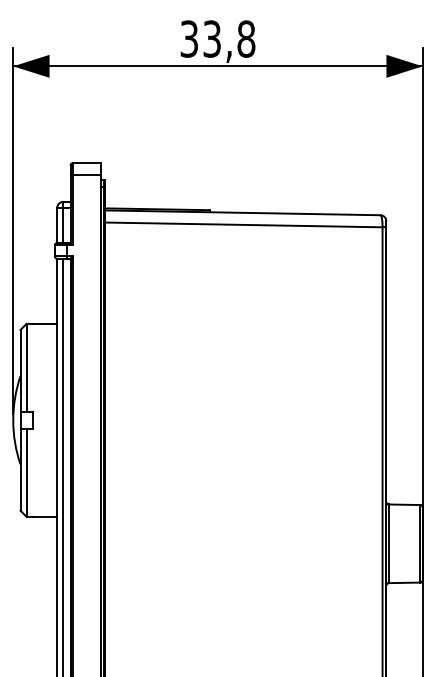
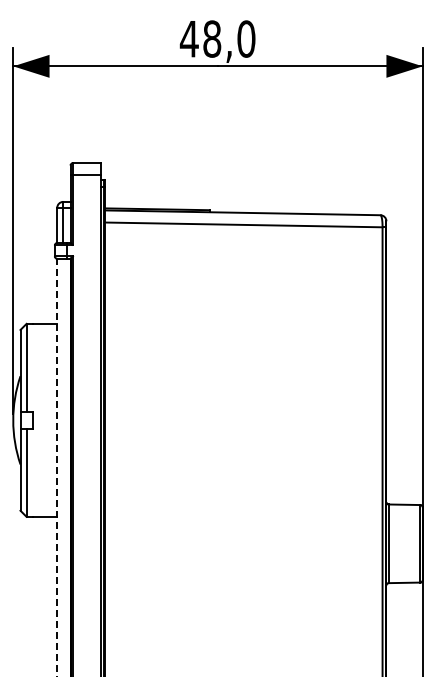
text: 33,8 -> 48,0 (217, 38)
line: present -> none (63, 465)
line: solid -> dashed (57, 467)
